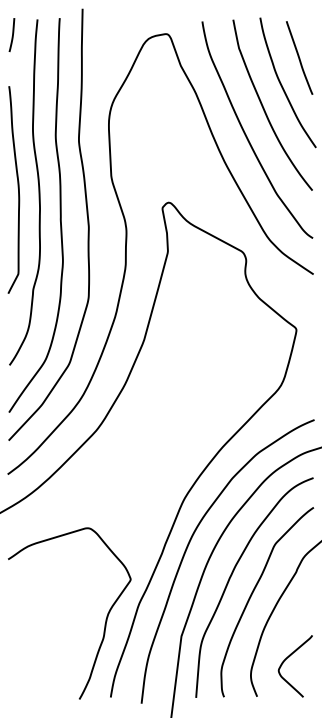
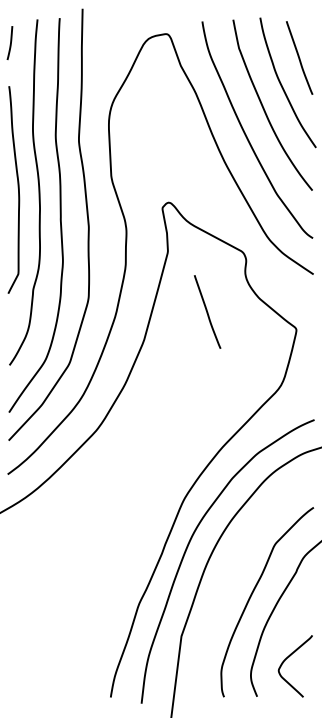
curve position: (12, 35) -> (10, 43) (10, 43)
curve: none -> present (207, 311)
curve: present -> none (232, 575)
curve: present -> none (105, 619)
